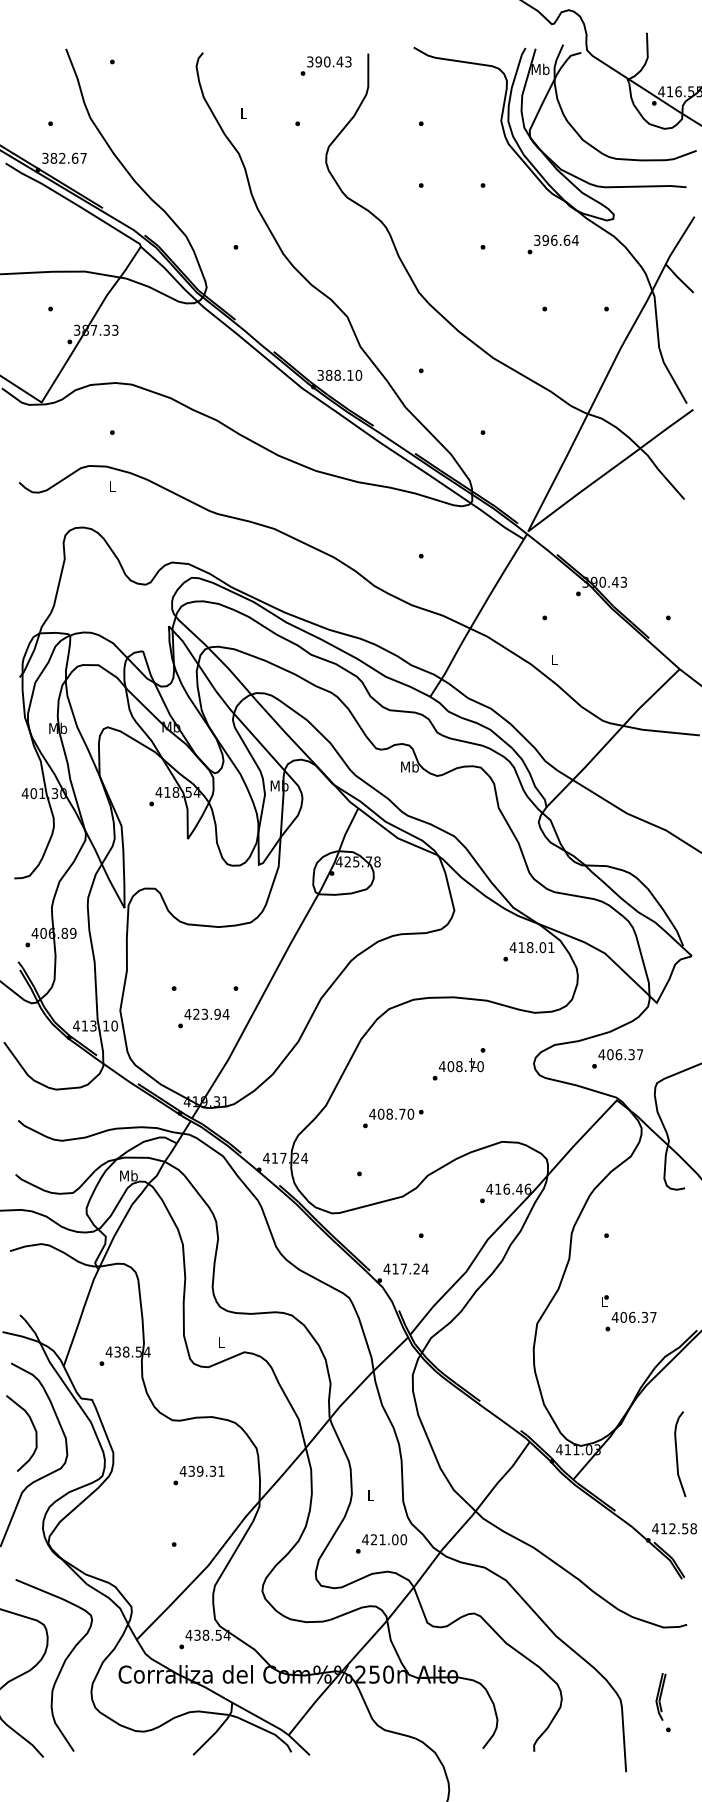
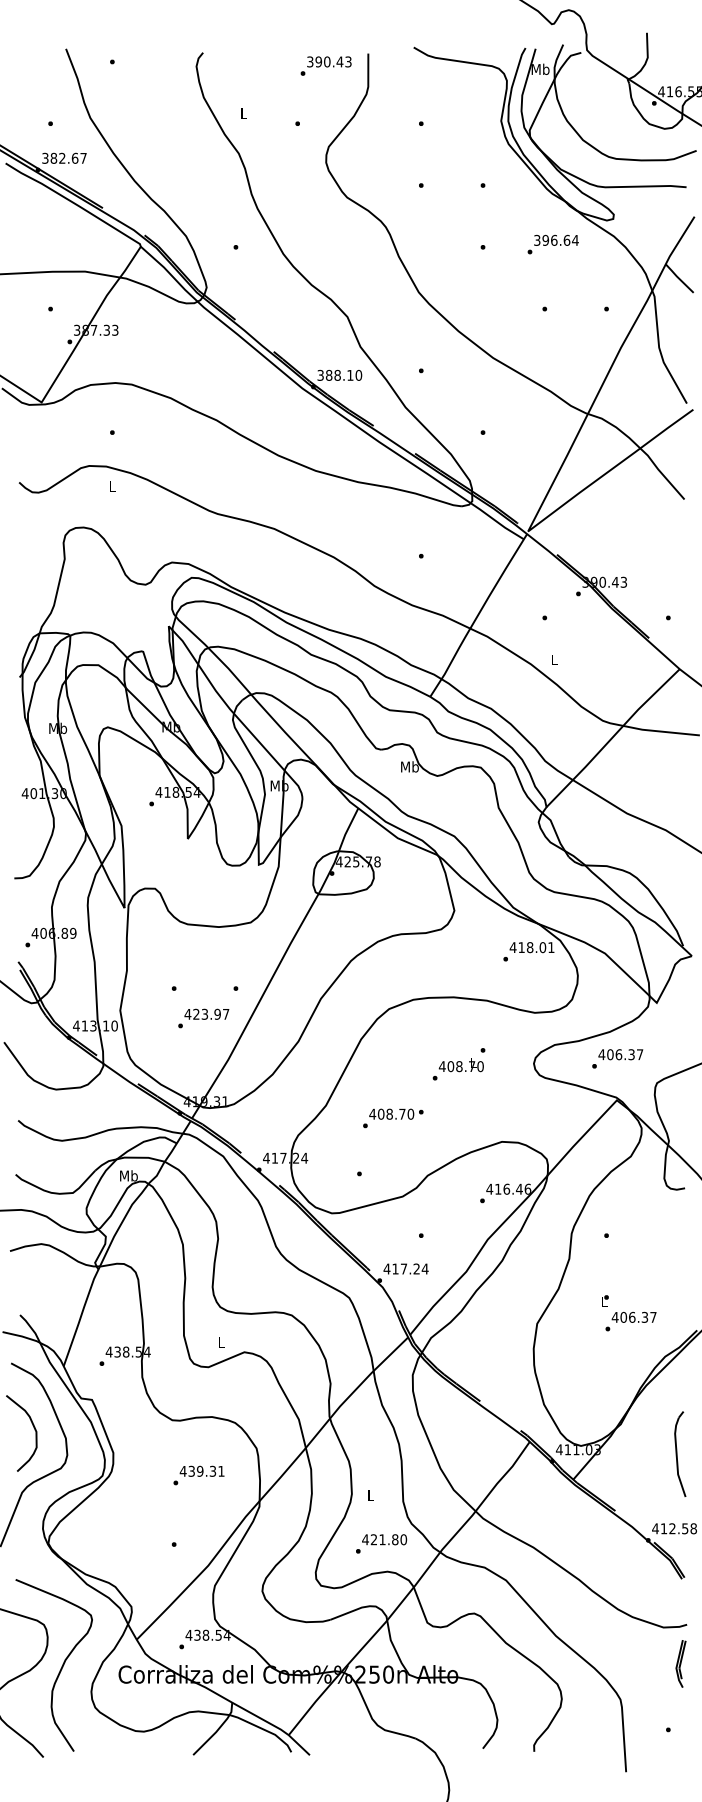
text: 423.94 -> 423.97 (225, 1014)
text: 421.00 -> 421.80 (395, 1539)
part position: (660, 1696) -> (680, 1663) (680, 1663)
